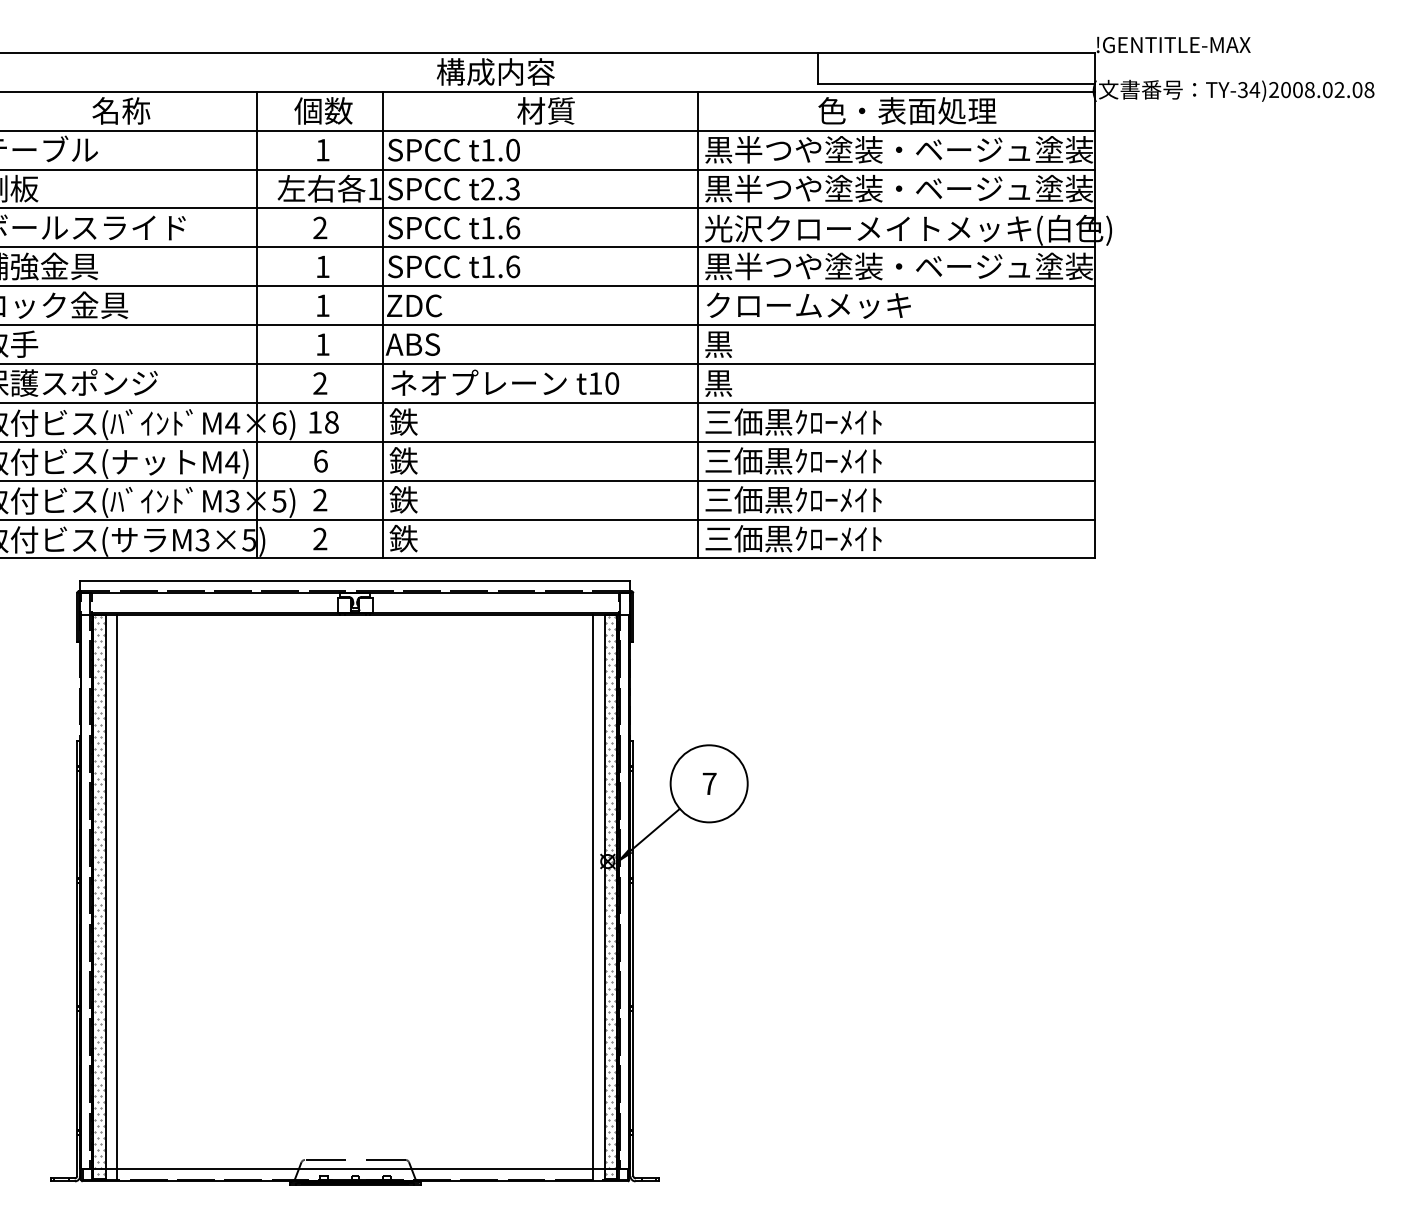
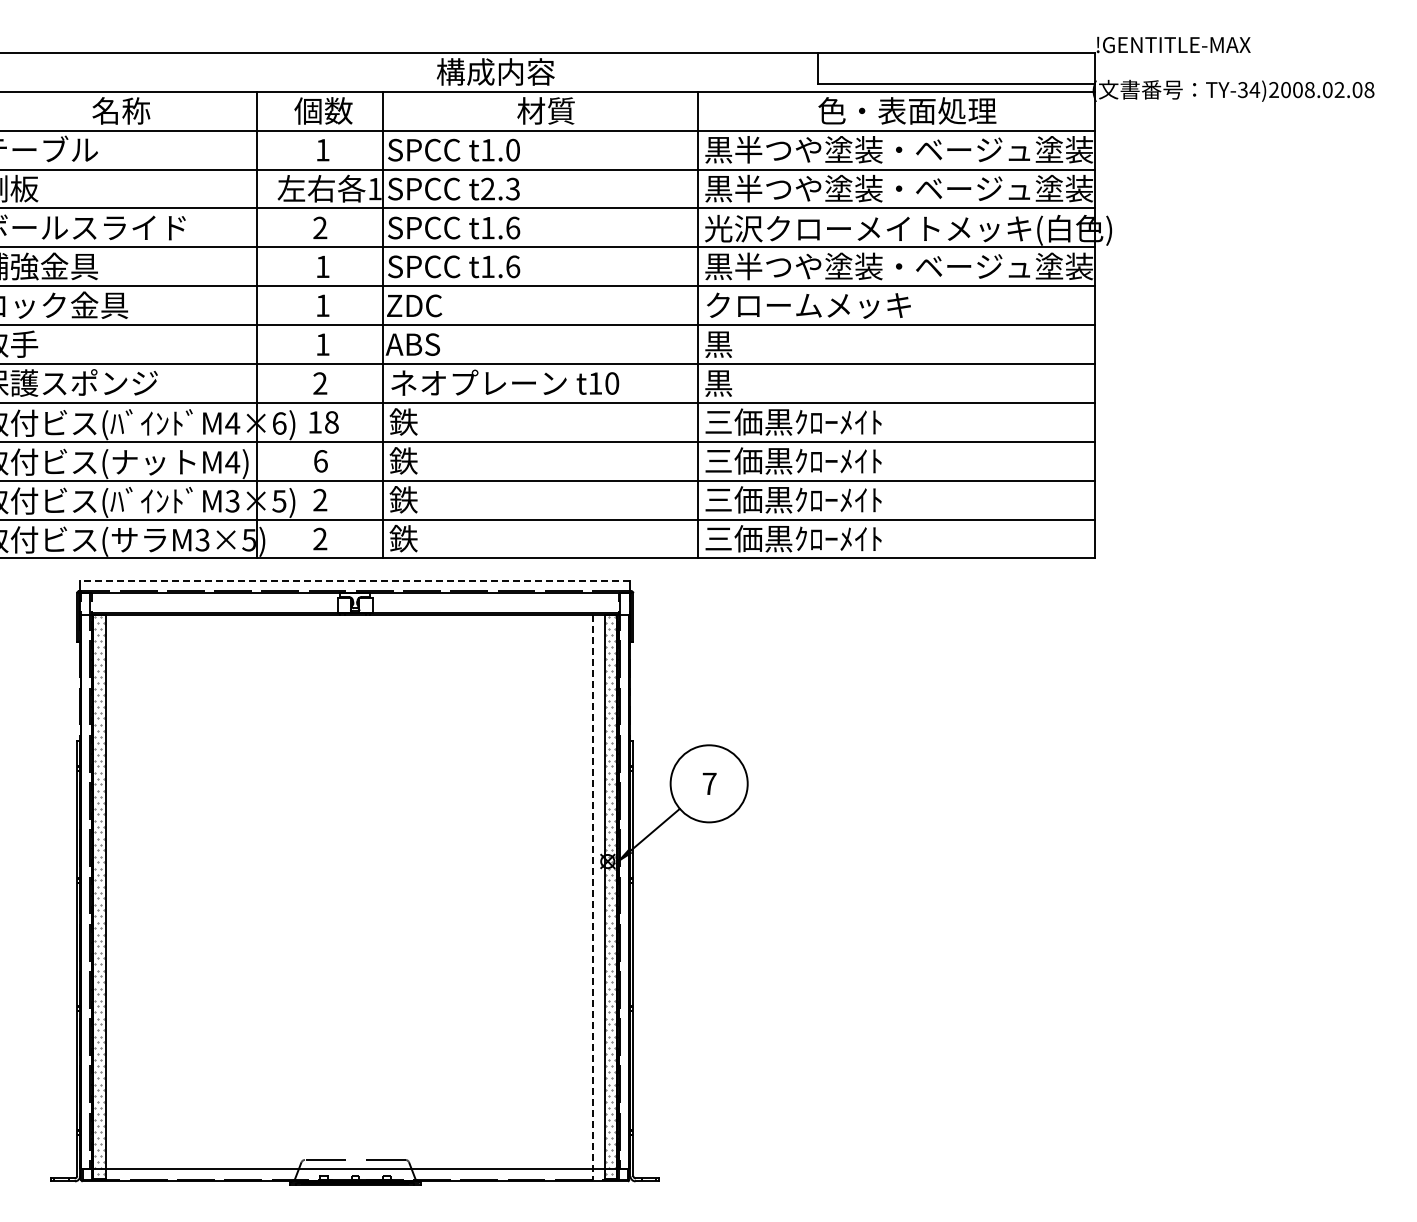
line: solid -> dashed (355, 580)
line: present -> none (117, 897)
line: solid -> dashed (593, 897)
